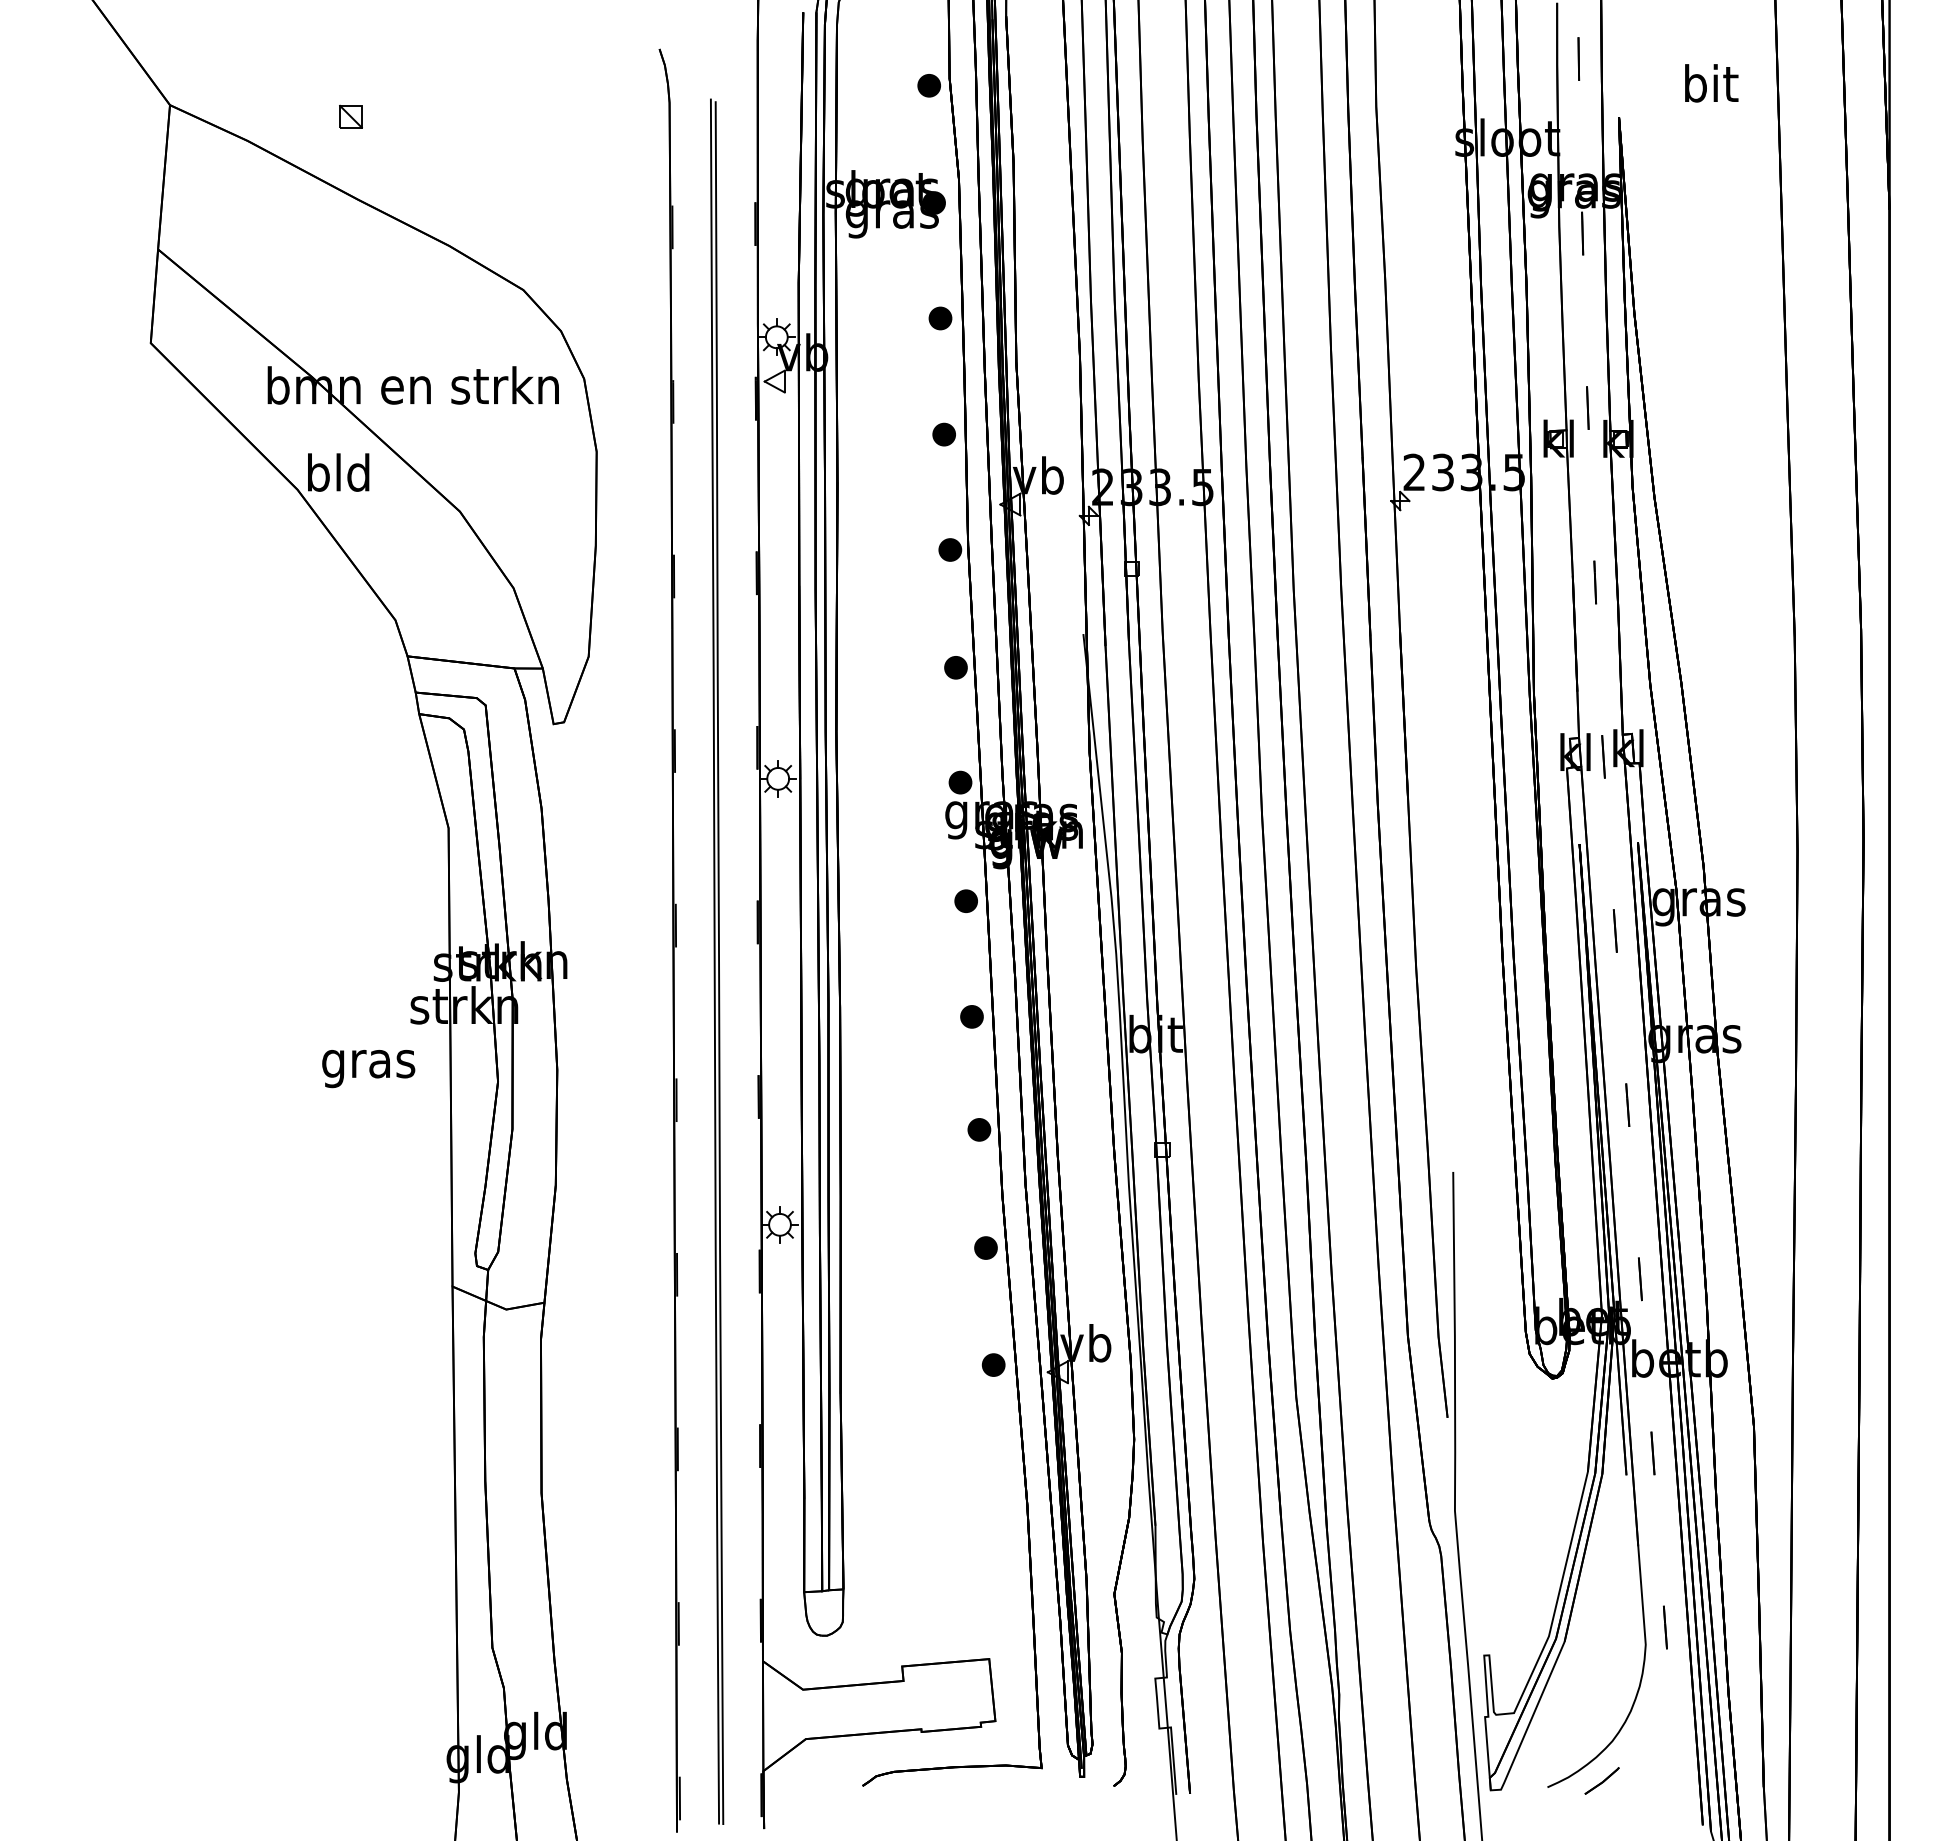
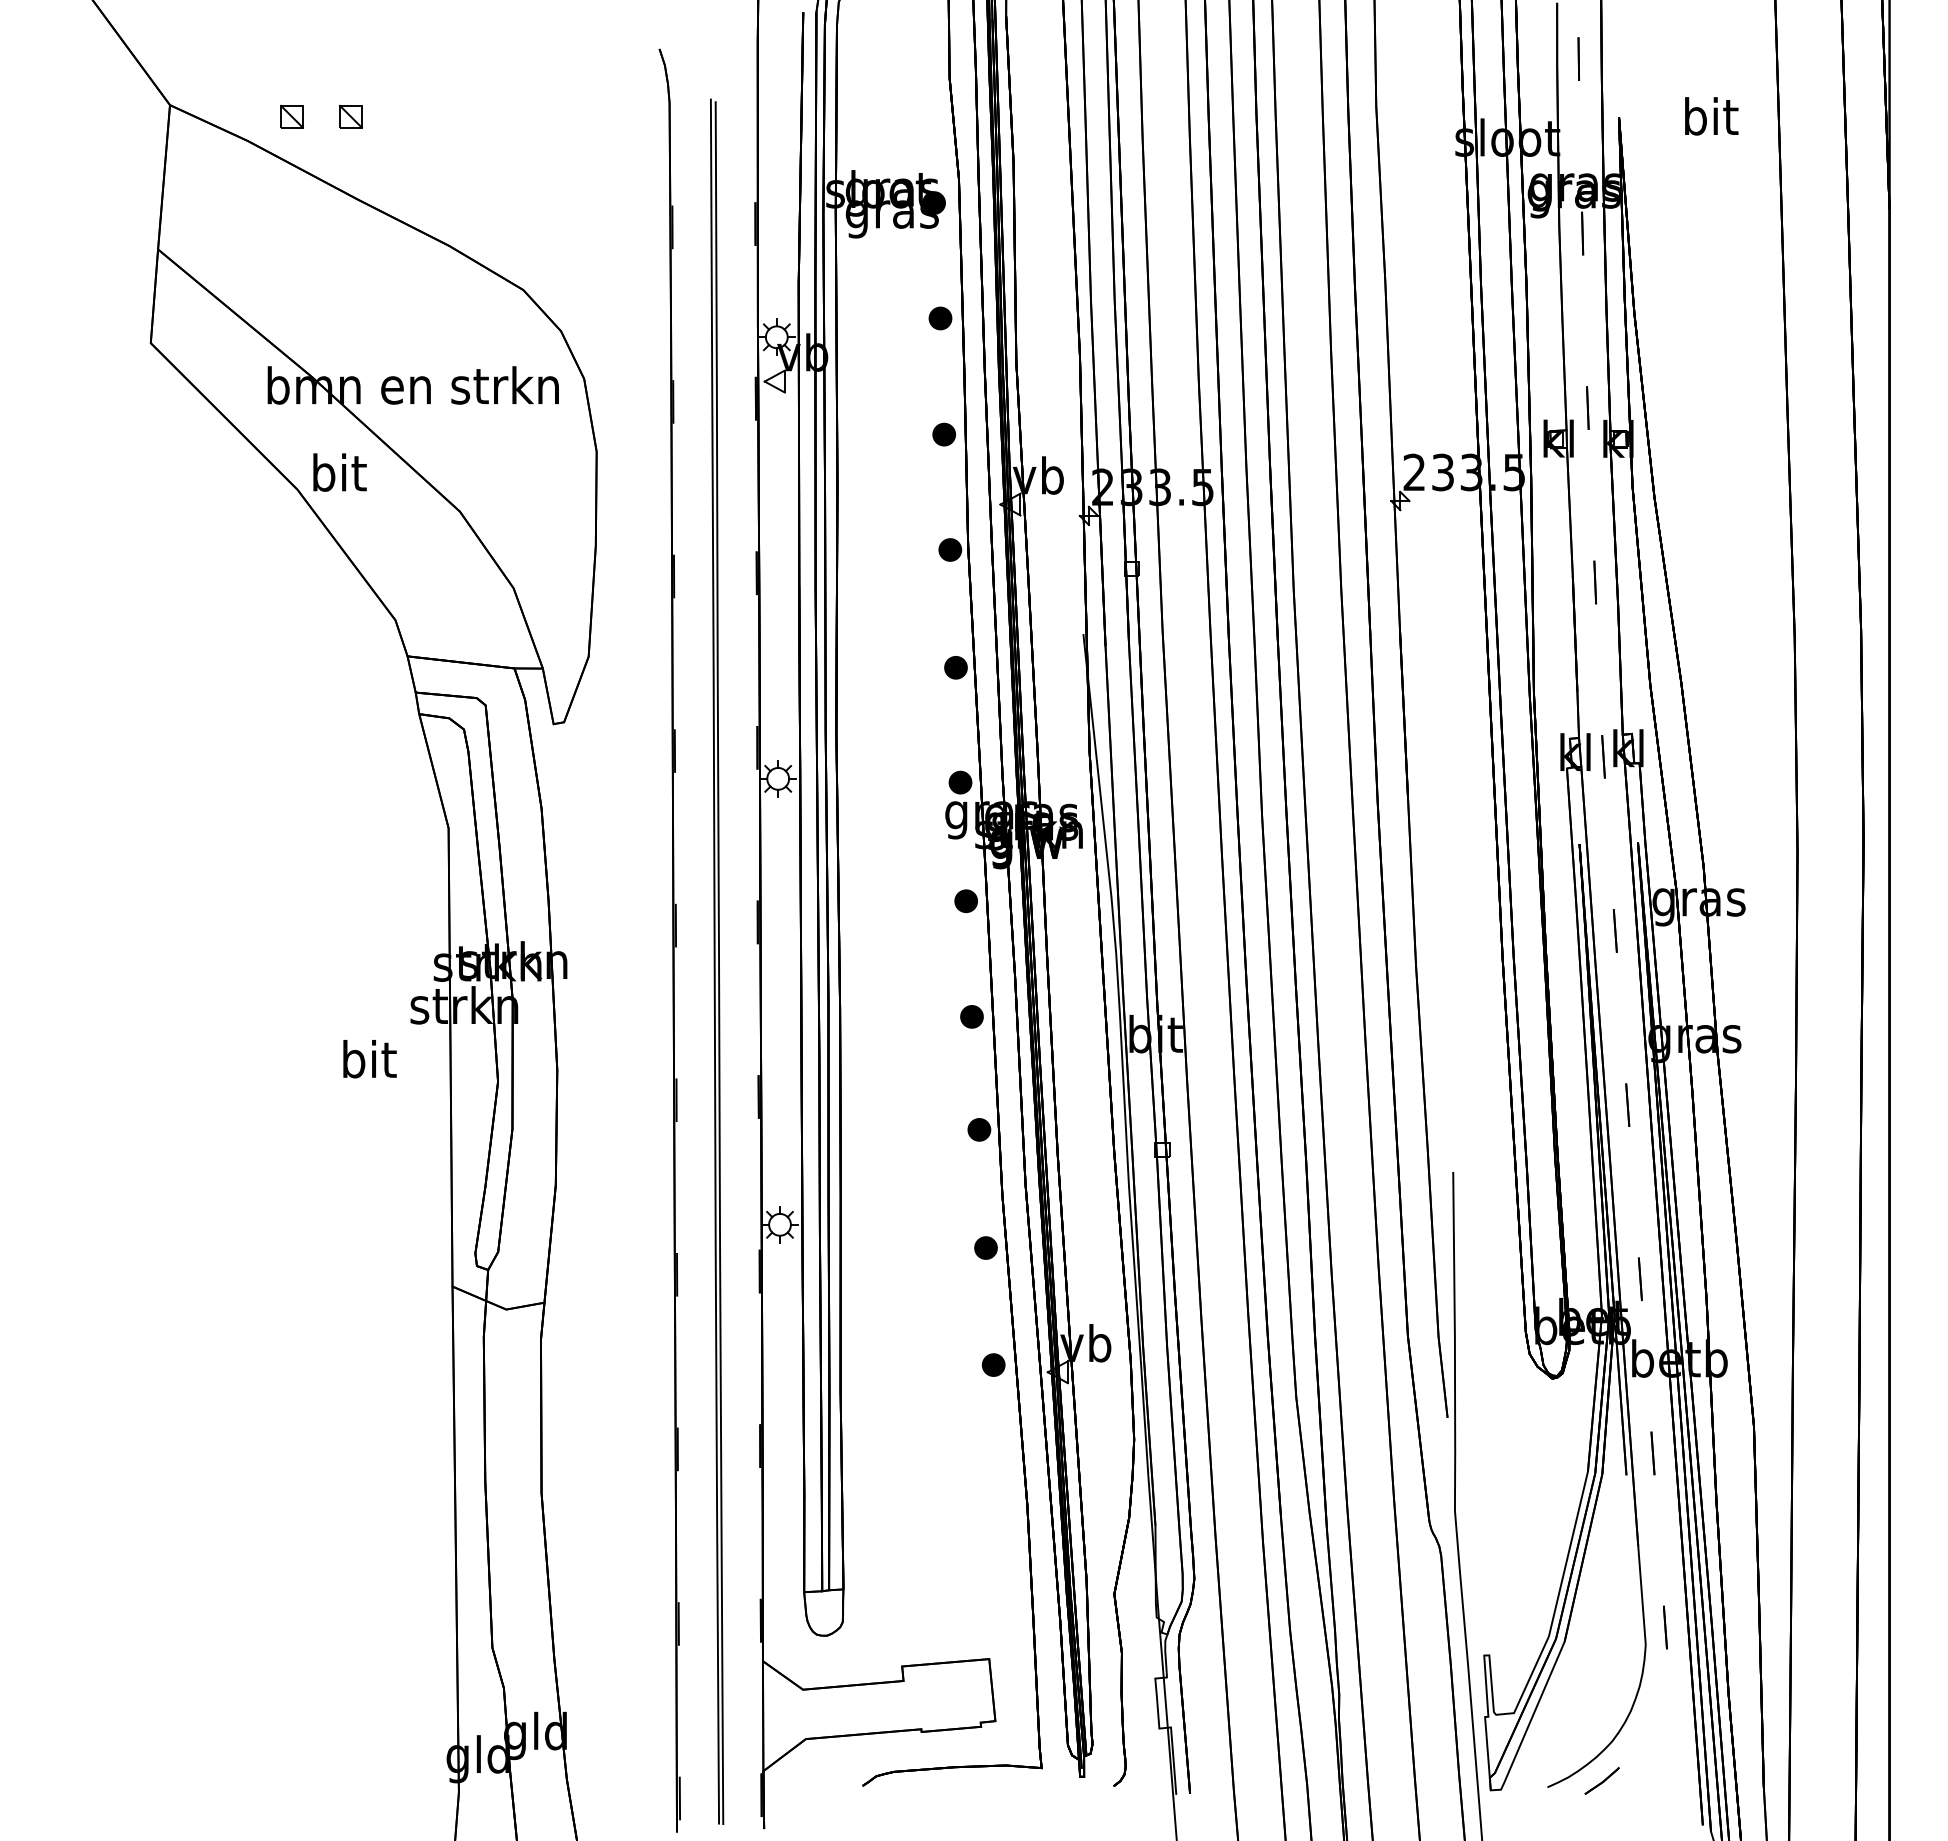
text position: (1711, 83) -> (1711, 116) (1711, 116)
part: present -> none (928, 85)
part: none -> present (291, 116)
text: bld -> bit (338, 472)
text: gras -> bit (368, 1064)
